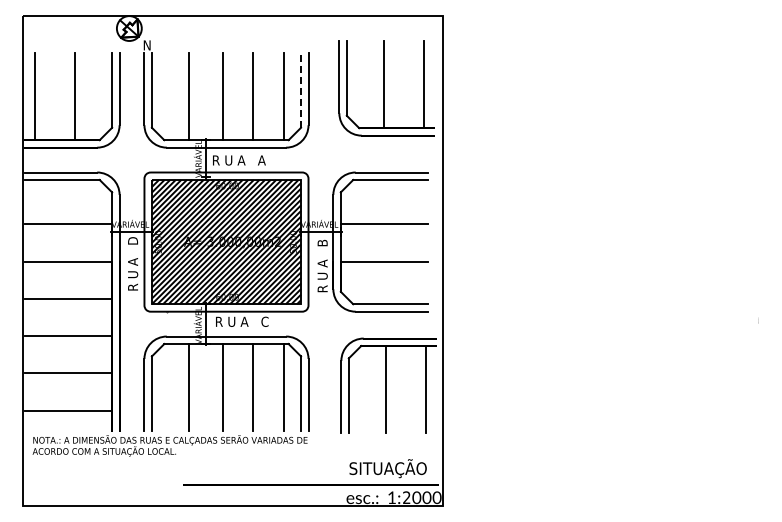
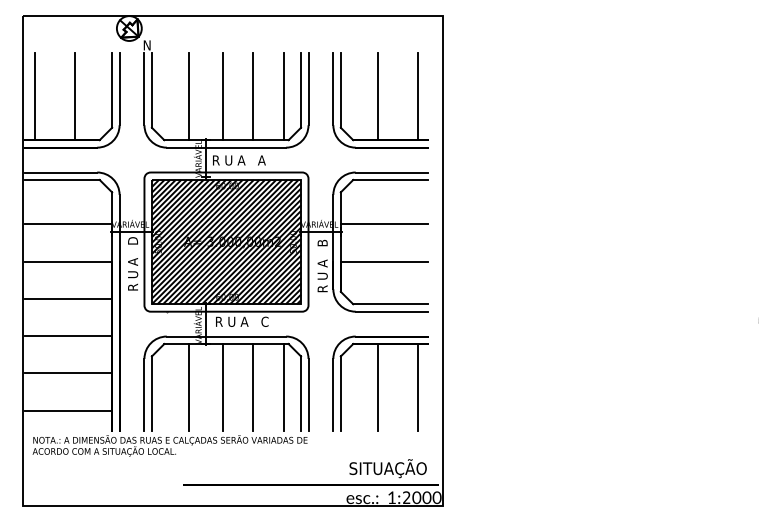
part position: (386, 88) -> (380, 100) (380, 100)
line: dashed -> solid (301, 89)
part position: (388, 385) -> (380, 383) (380, 383)
